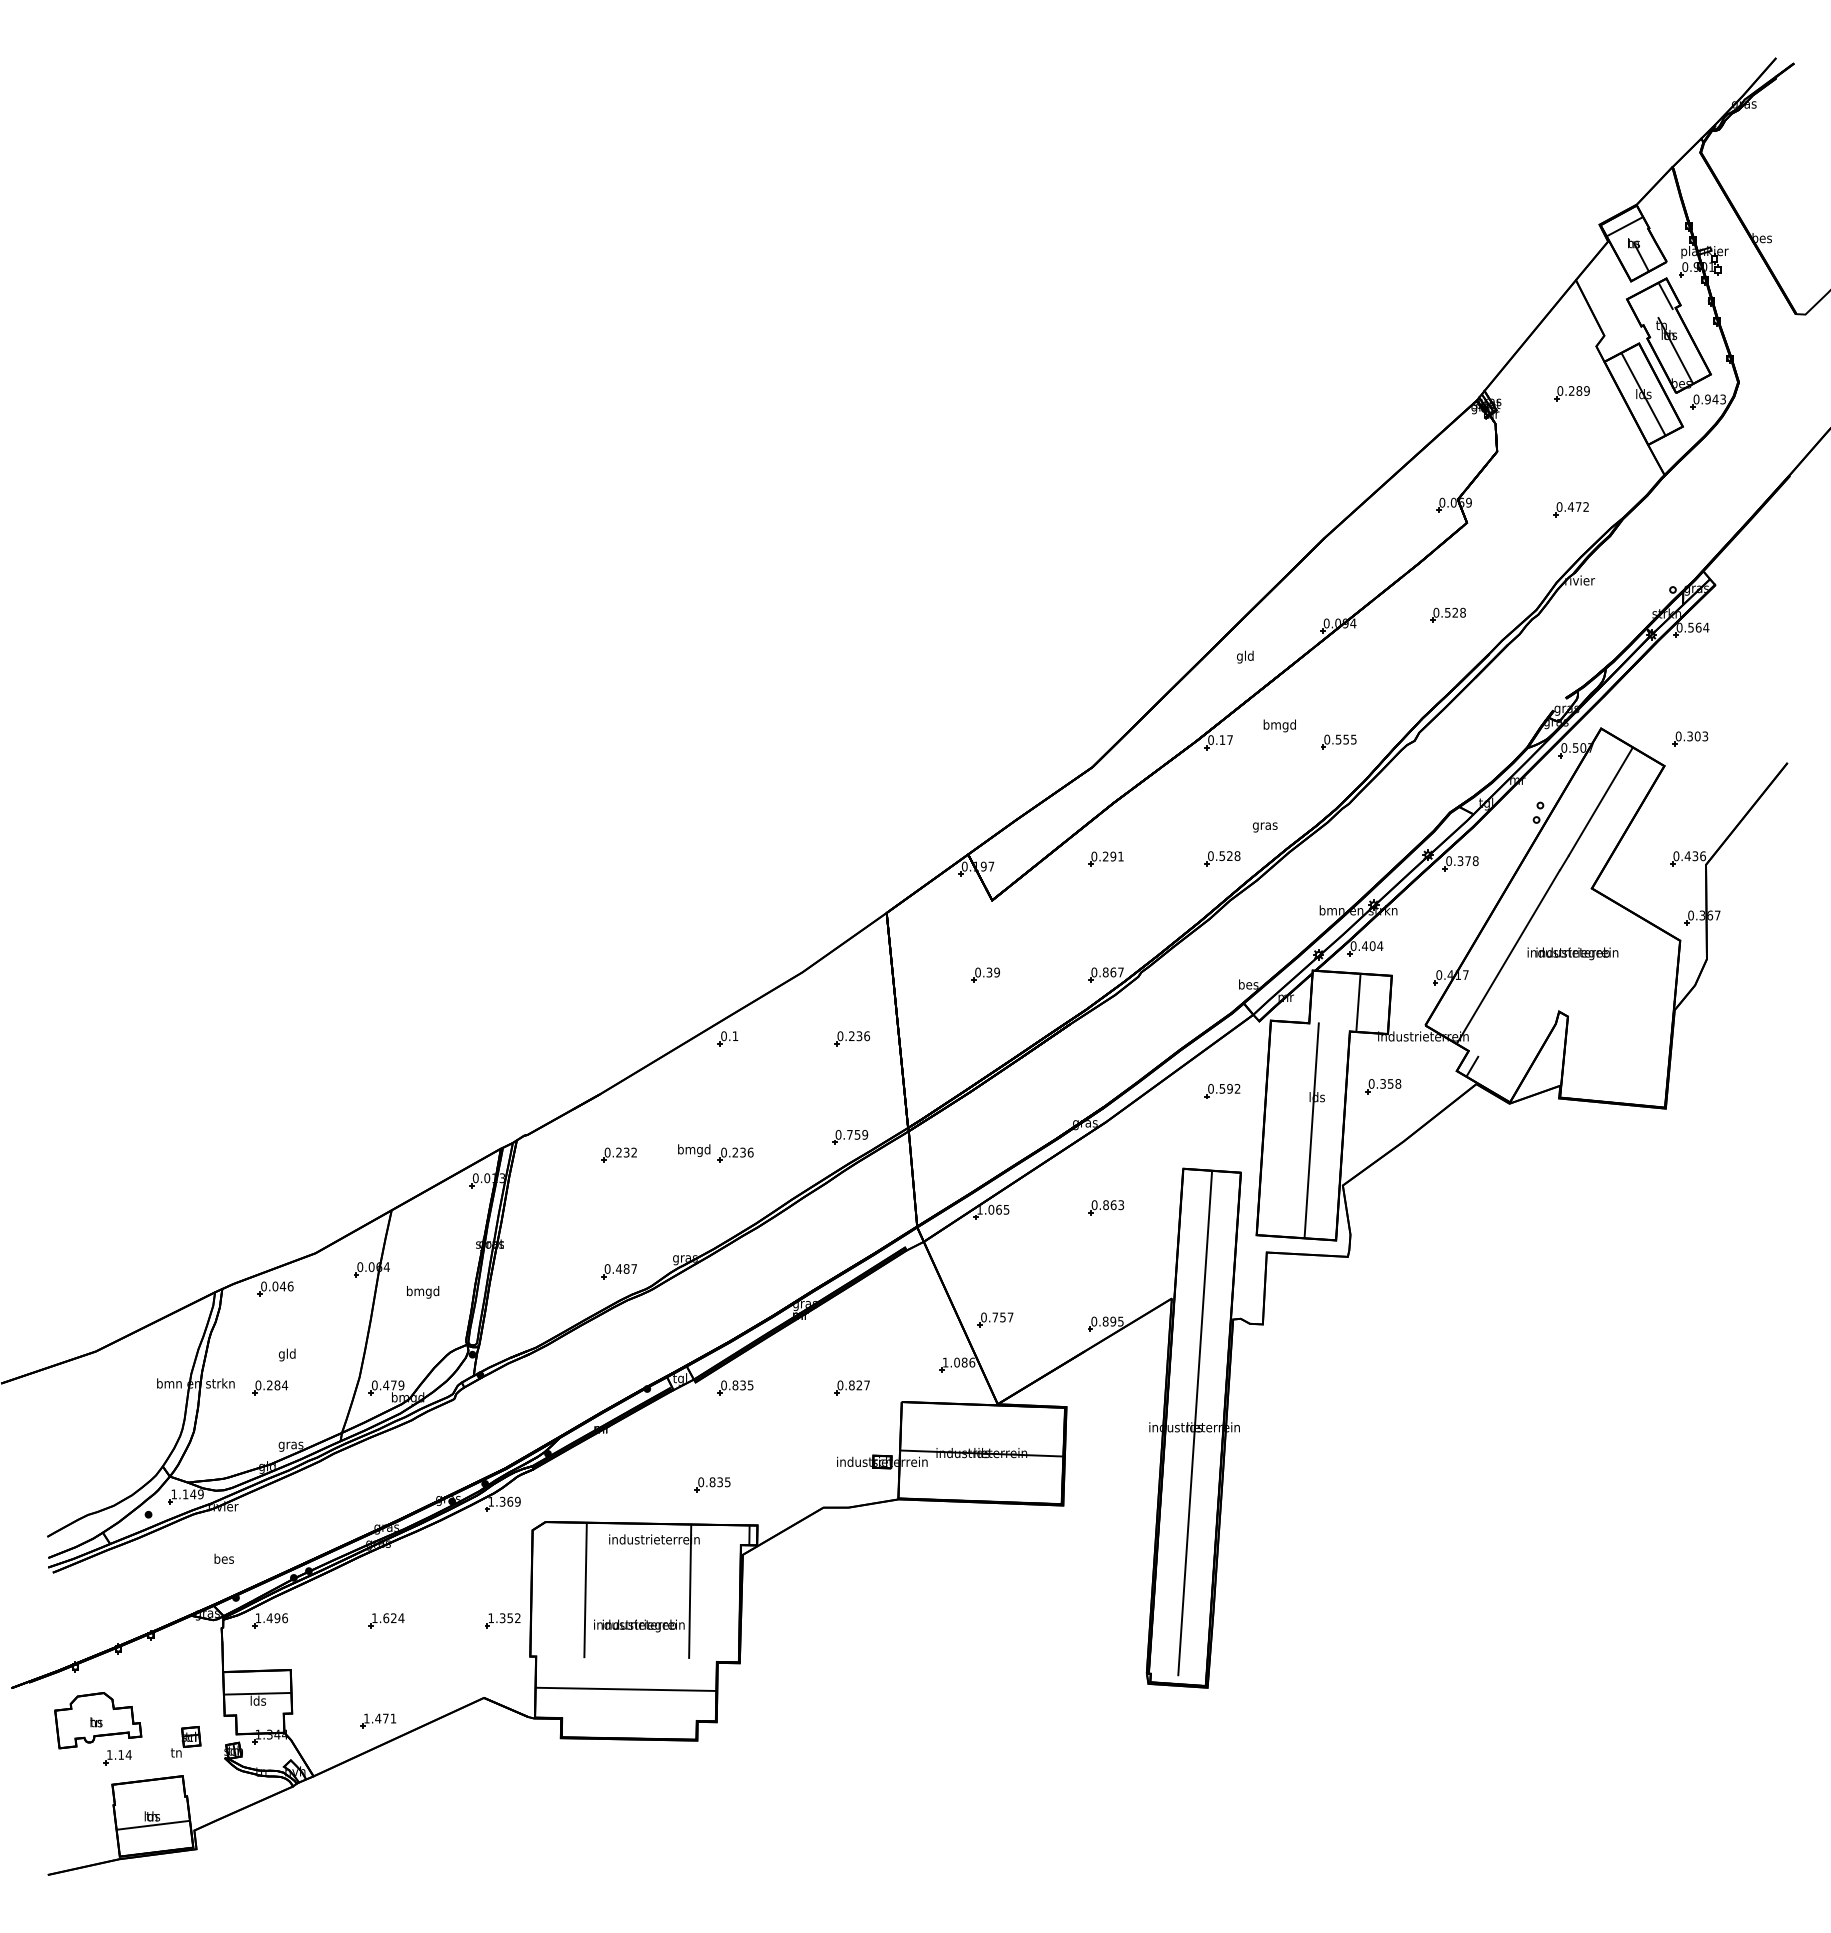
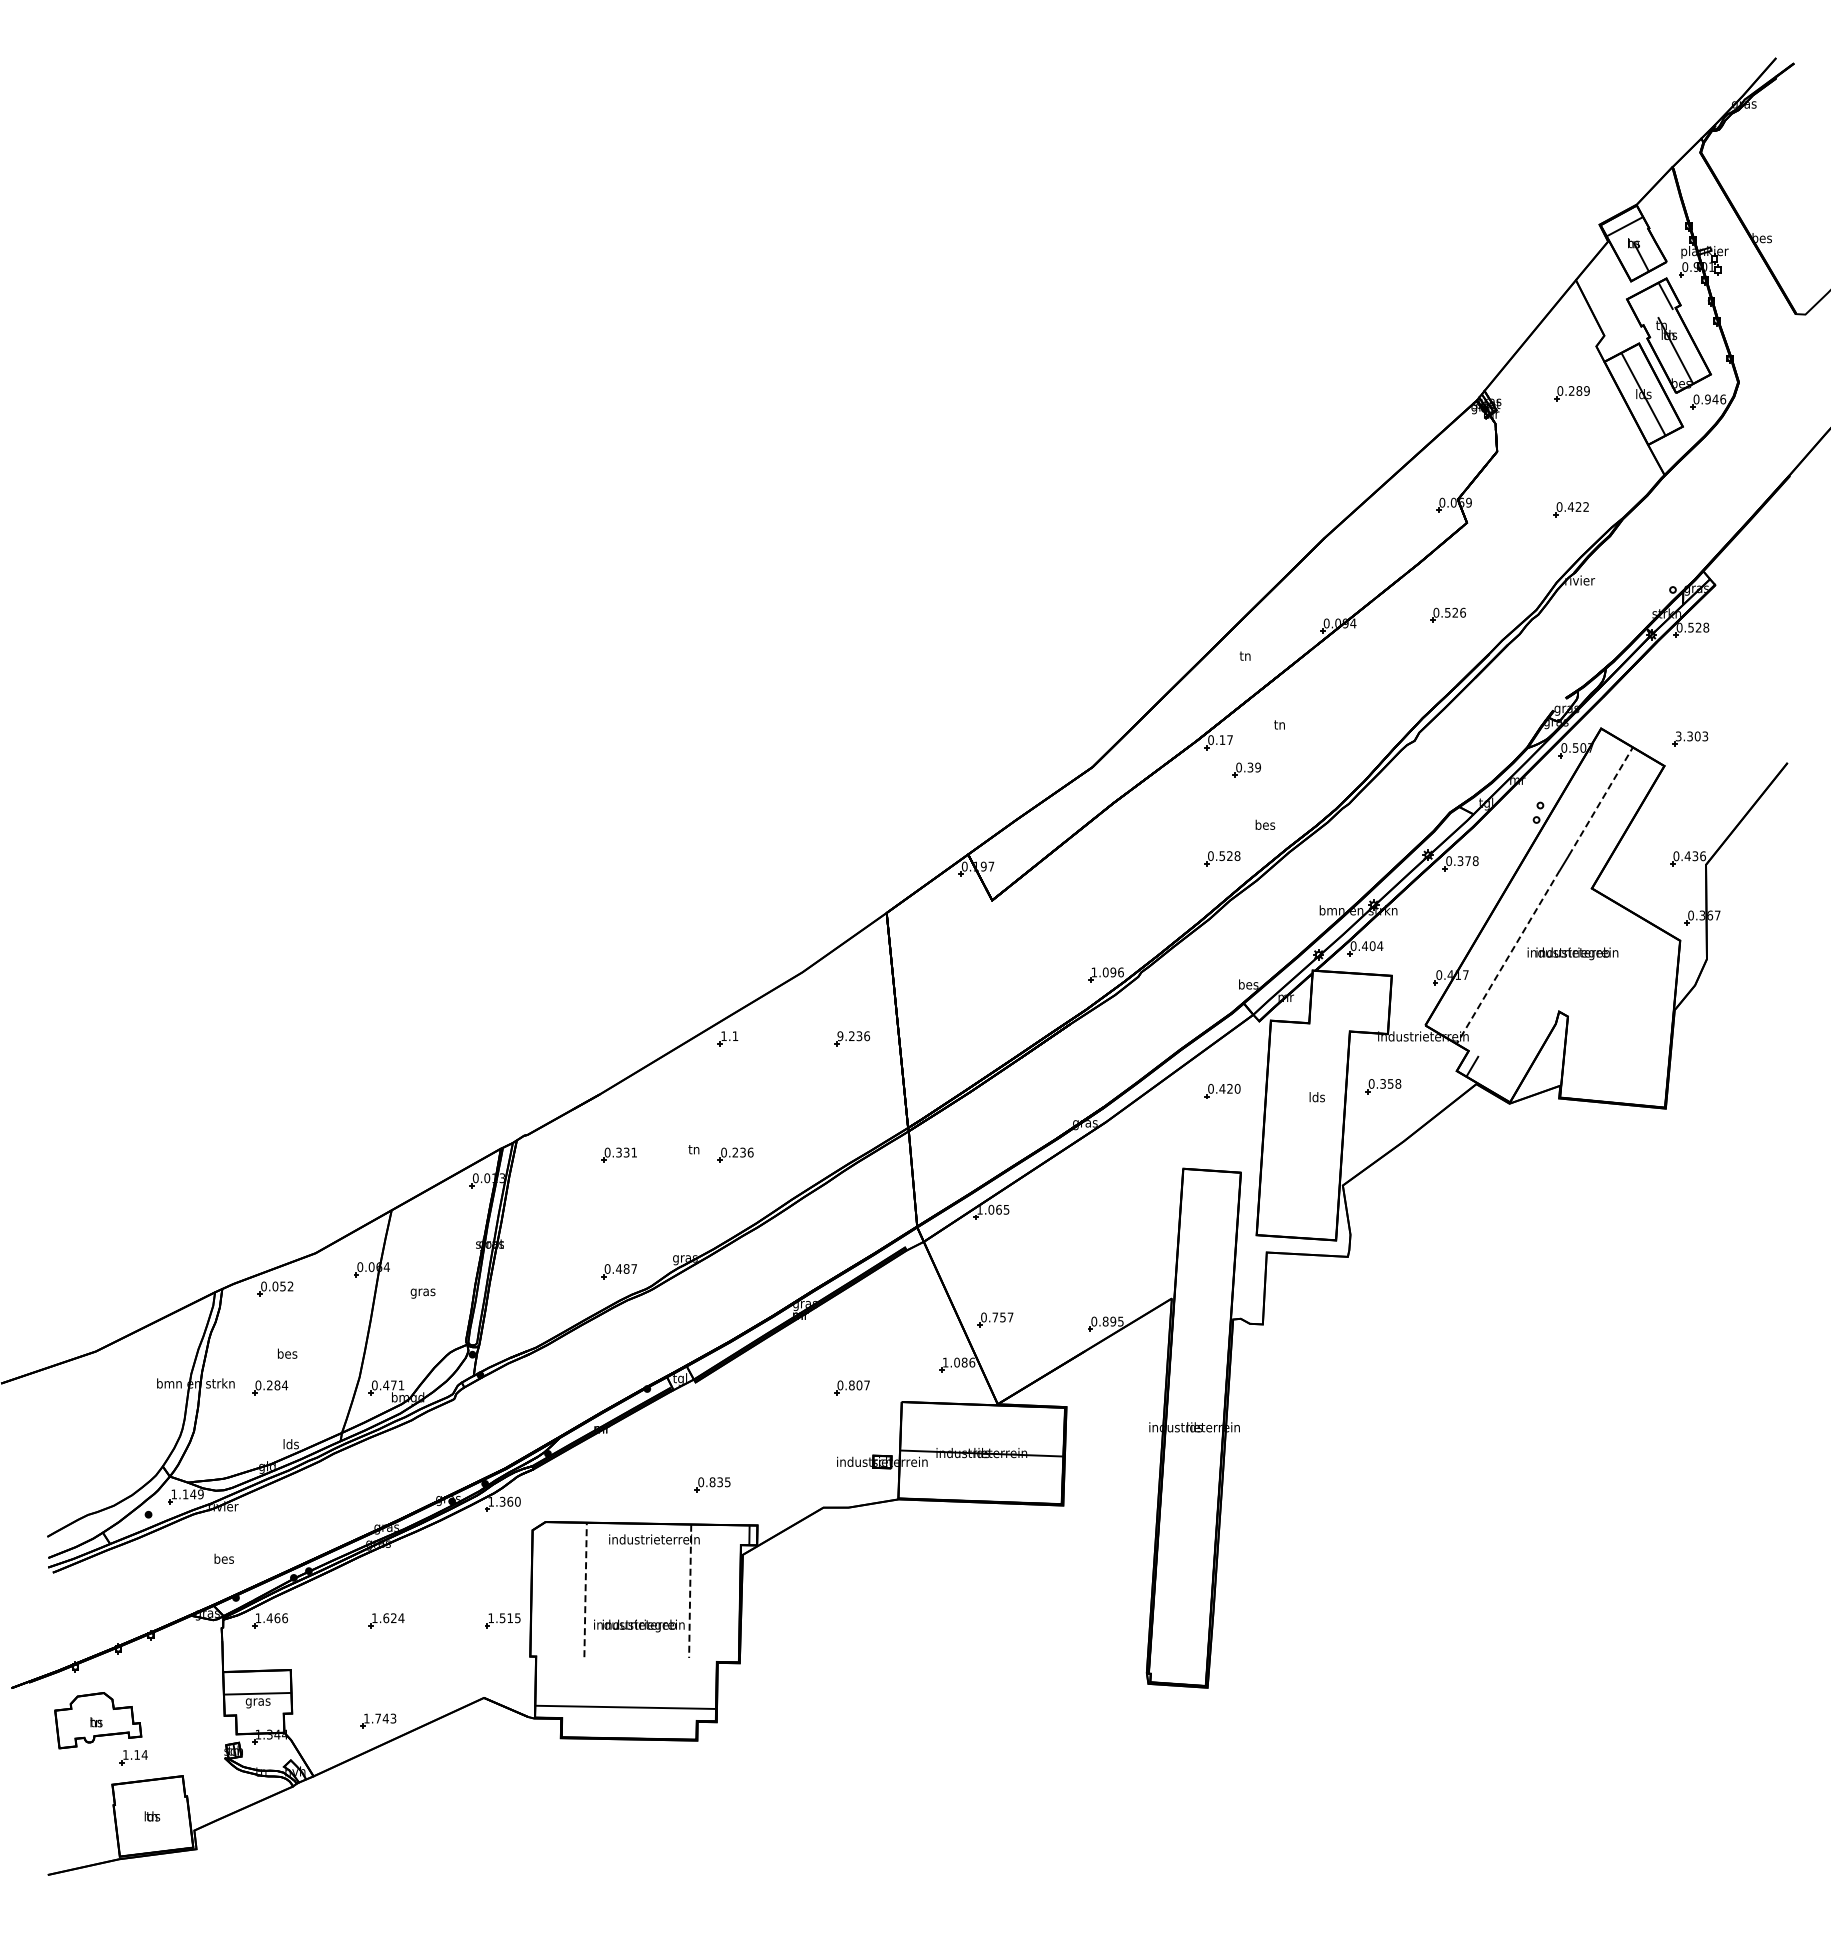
text: 0.943 -> 0.946 (1723, 399)
text: 0.472 -> 0.422 (1578, 506)
text: 0.528 -> 0.526 (1462, 612)
text: 0.564 -> 0.528 (1702, 627)
text: gld -> tn (1245, 656)
text: bmgd -> tn (1279, 725)
text: 0.303 -> 3.303 (1678, 736)
part: present -> none (1338, 741)
line: solid -> dashed (1600, 801)
text: gras -> bes (1264, 825)
part: present -> none (1105, 858)
line: solid -> dashed (1508, 957)
text: 0.867 -> 1.096 (1107, 972)
part position: (985, 974) -> (1246, 769) (1246, 769)
line: present -> none (1358, 1002)
text: 0.1 -> 1.1 (723, 1036)
text: 0.236 -> 9.236 (840, 1036)
text: 0.592 -> 0.420 (1229, 1088)
line: present -> none (1311, 1130)
part: present -> none (850, 1137)
text: bmgd -> tn (694, 1150)
text: 0.232 -> 0.331 (626, 1152)
part: present -> none (1106, 1207)
text: 0.046 -> 0.052 (286, 1286)
text: bmgd -> gras (423, 1292)
text: gld -> bes (287, 1354)
text: 0.479 -> 0.471 (401, 1385)
text: 0.827 -> 0.807 (859, 1385)
part: present -> none (735, 1387)
line: present -> none (1195, 1423)
text: gras -> lds (290, 1445)
text: 1.369 -> 1.360 (517, 1501)
line: solid -> dashed (585, 1589)
line: solid -> dashed (690, 1591)
text: 1.496 -> 1.466 (277, 1618)
text: 1.352 -> 1.515 (510, 1618)
line position: (625, 1688) -> (625, 1706) (625, 1706)
text: lds -> gras (257, 1701)
text: 1.471 -> 1.743 (385, 1718)
part: present -> none (185, 1741)
part position: (117, 1757) -> (133, 1757) (133, 1757)
line: present -> none (152, 1824)
